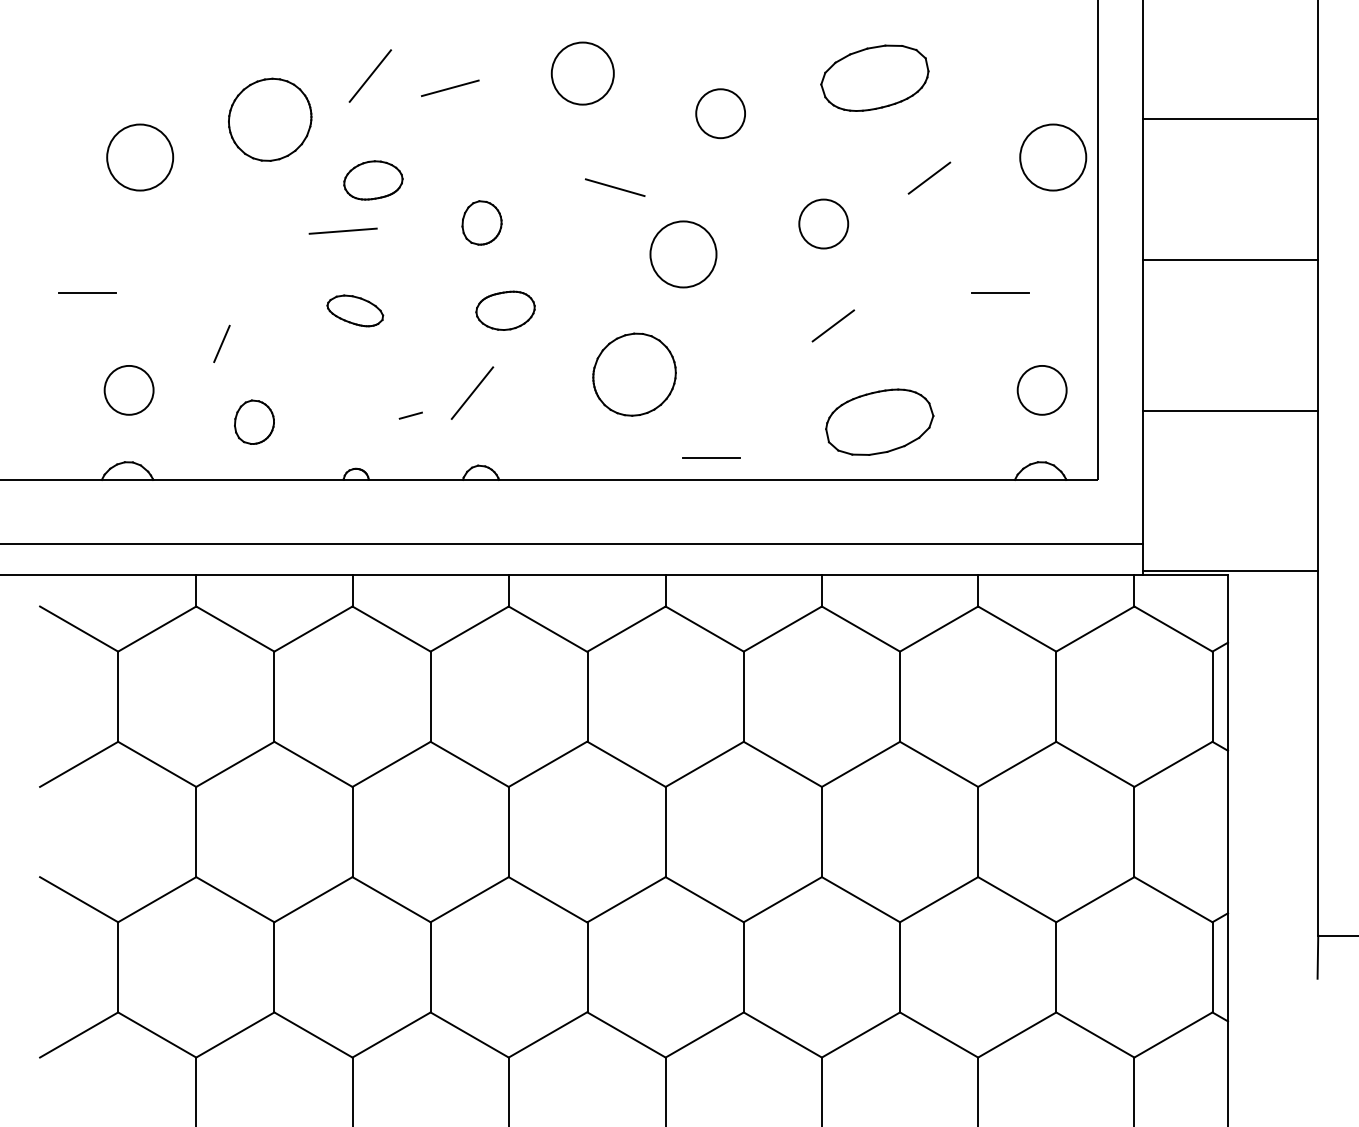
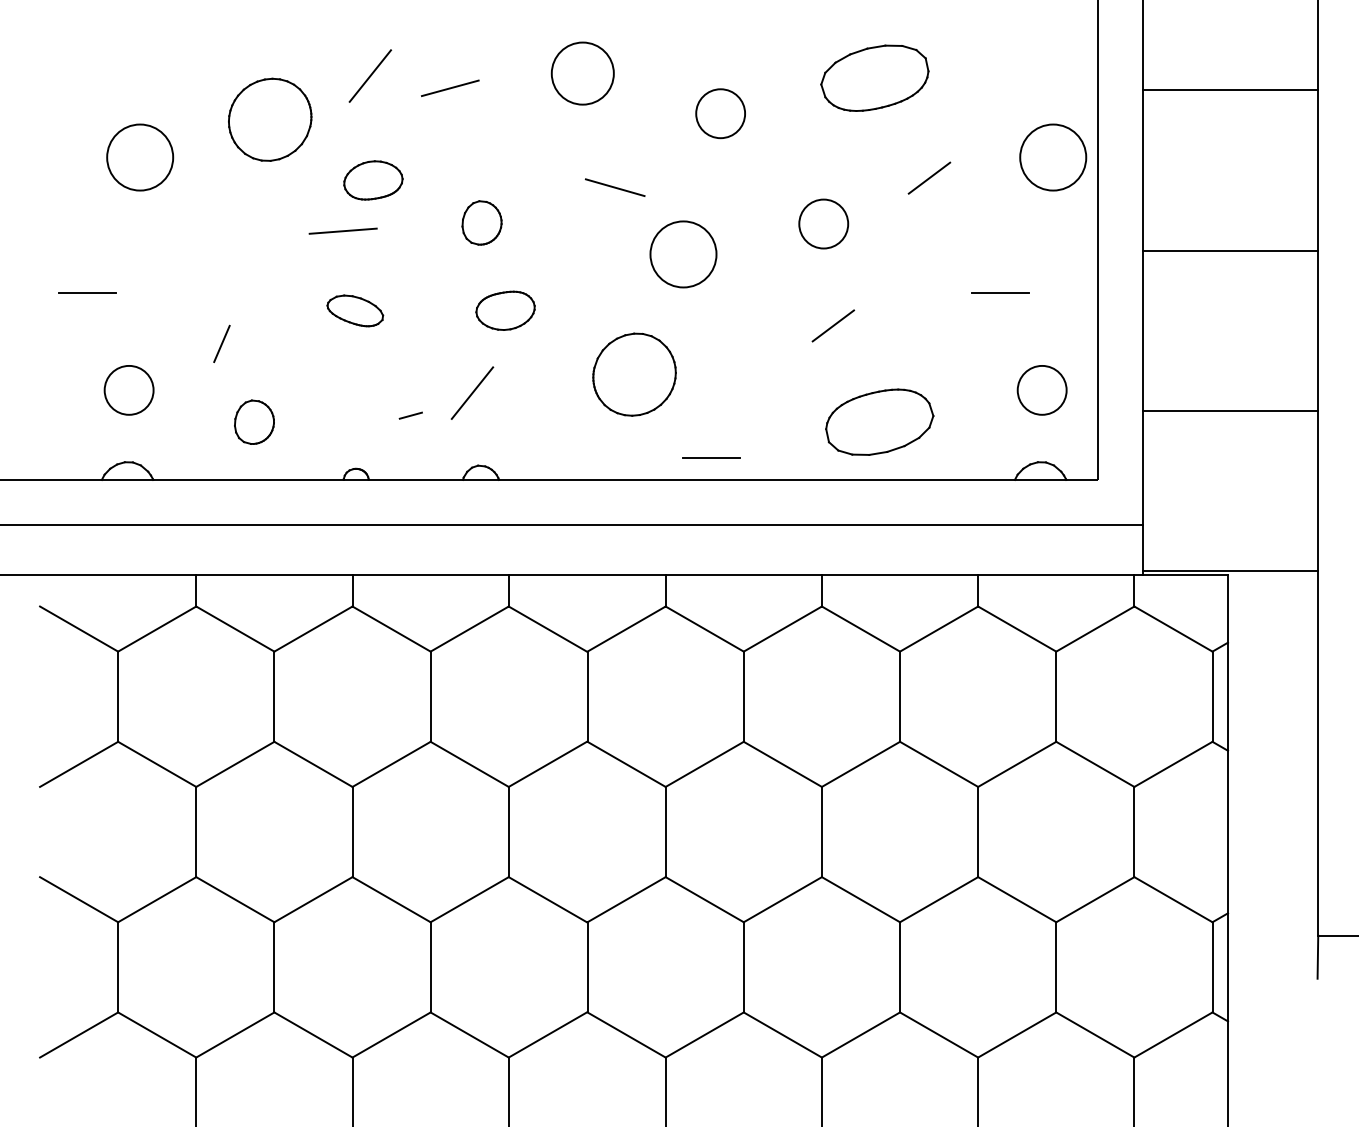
line position: (1230, 119) -> (1230, 90) (1230, 90)
line position: (1230, 259) -> (1230, 250) (1230, 250)
line position: (572, 544) -> (572, 525) (572, 525)
